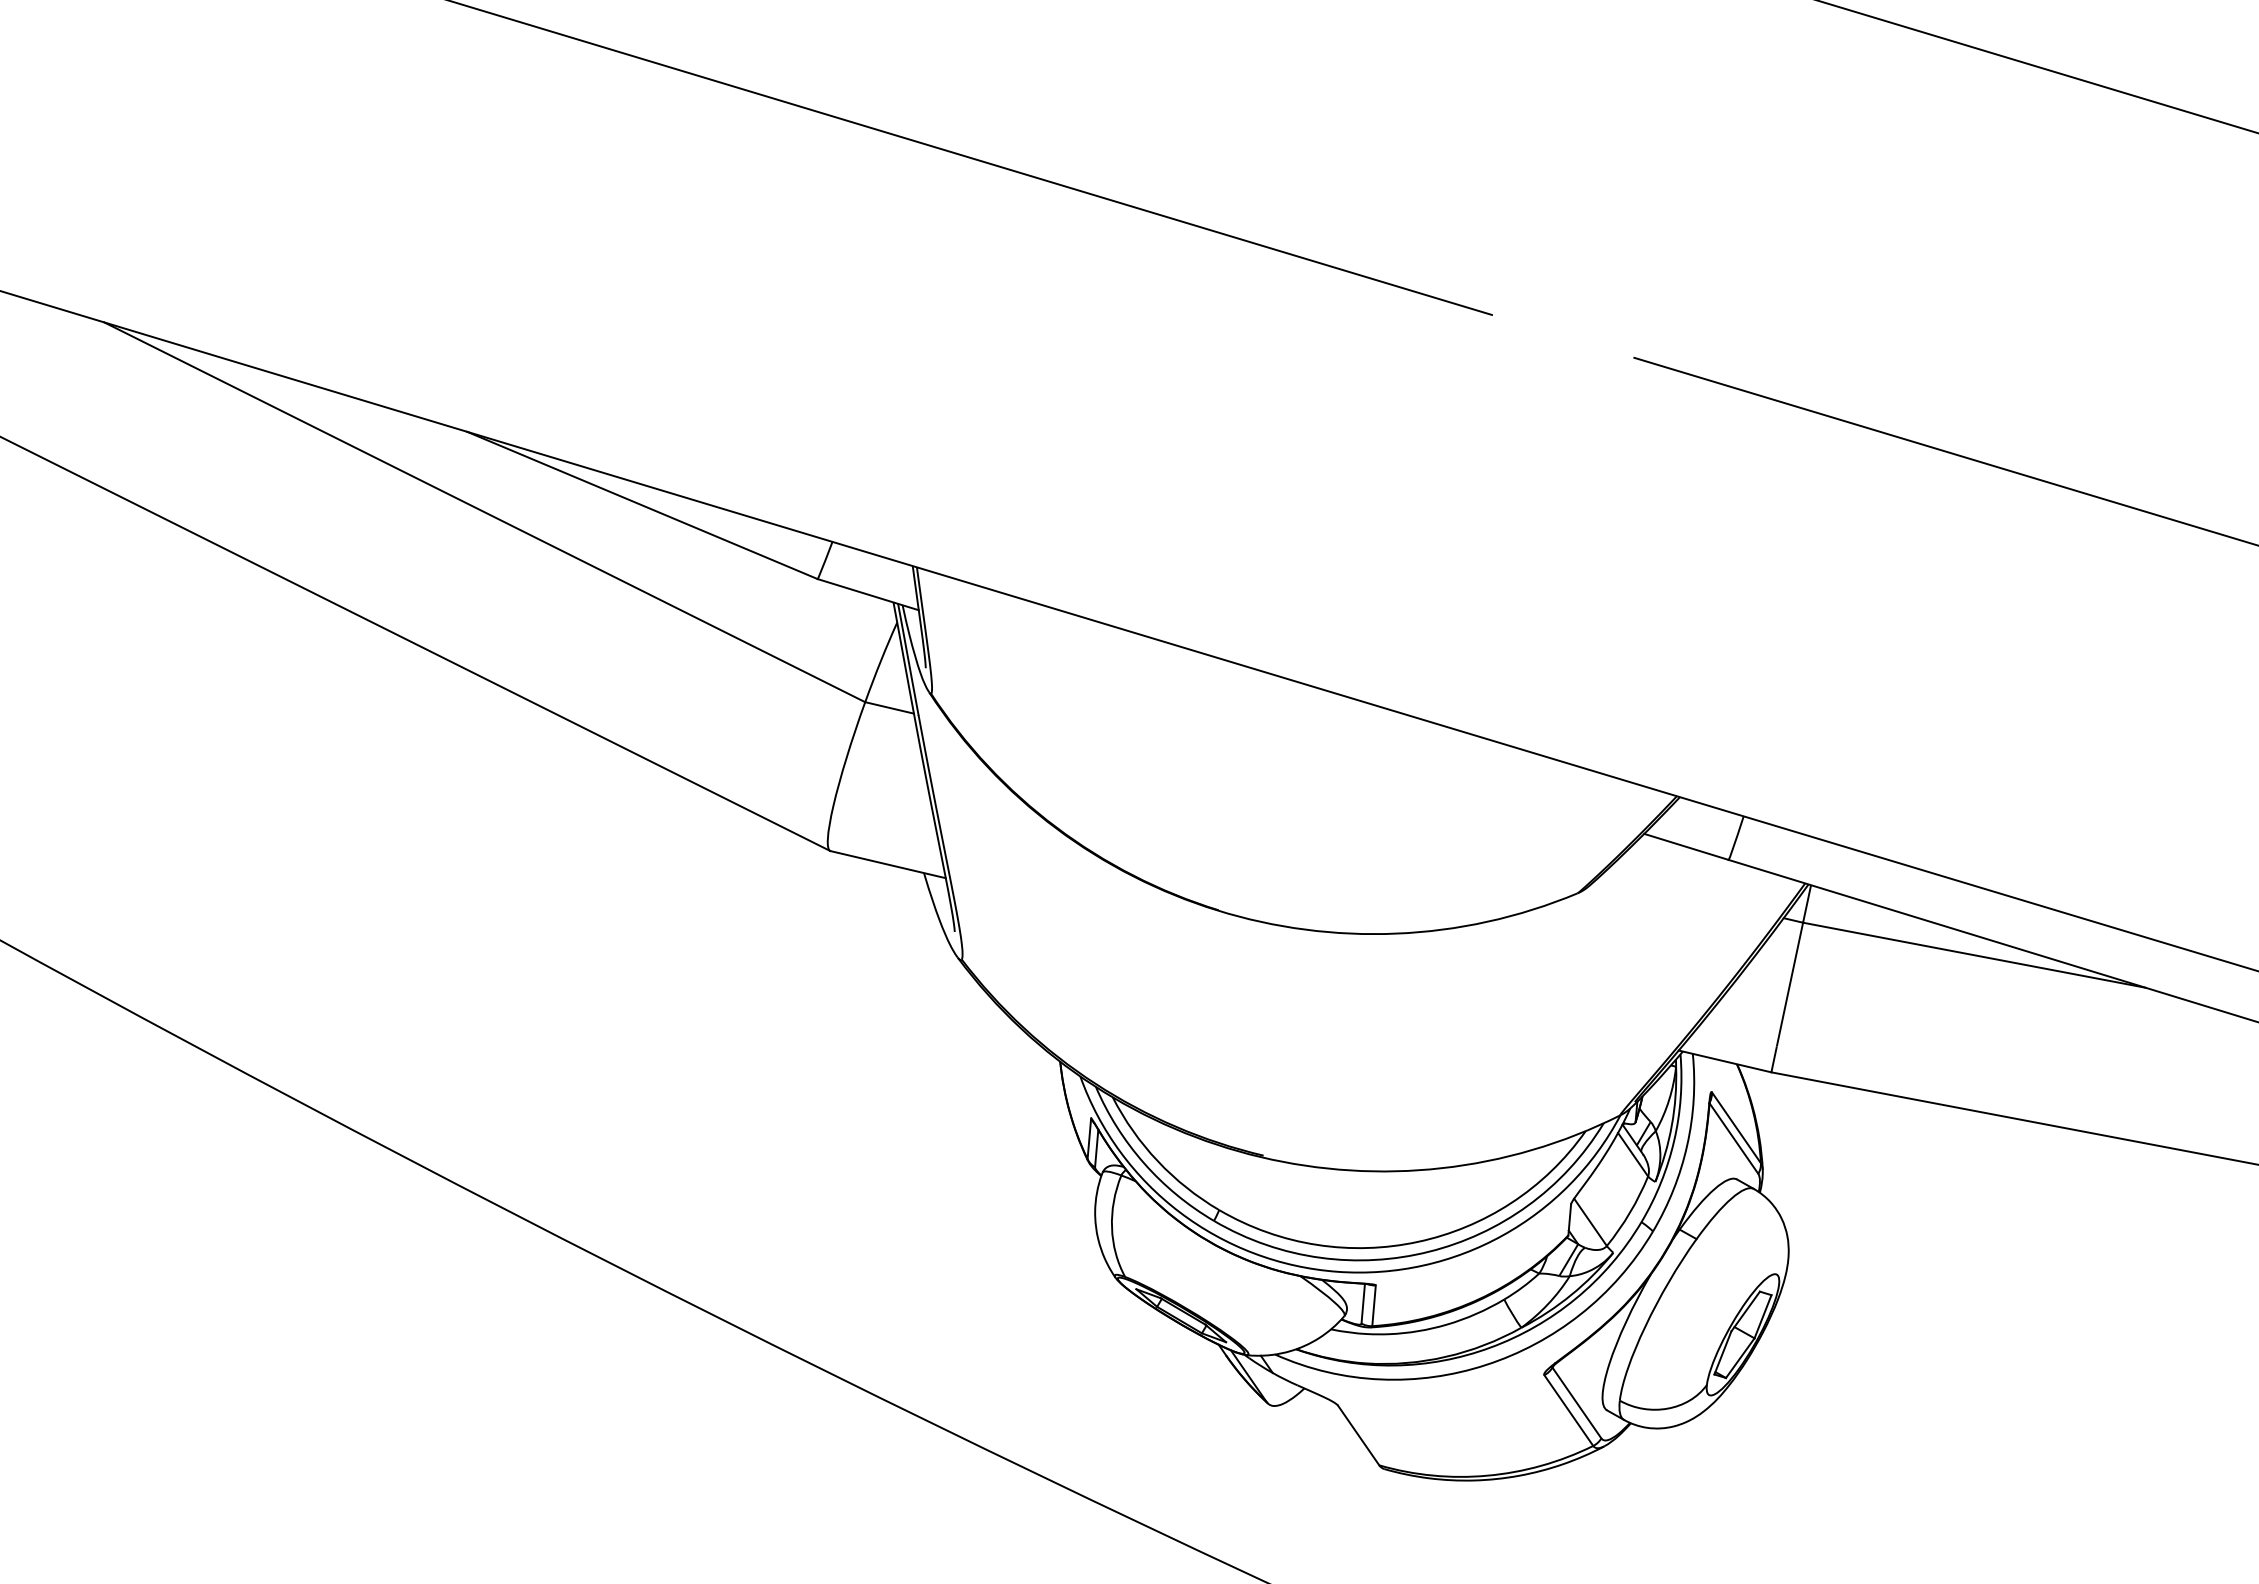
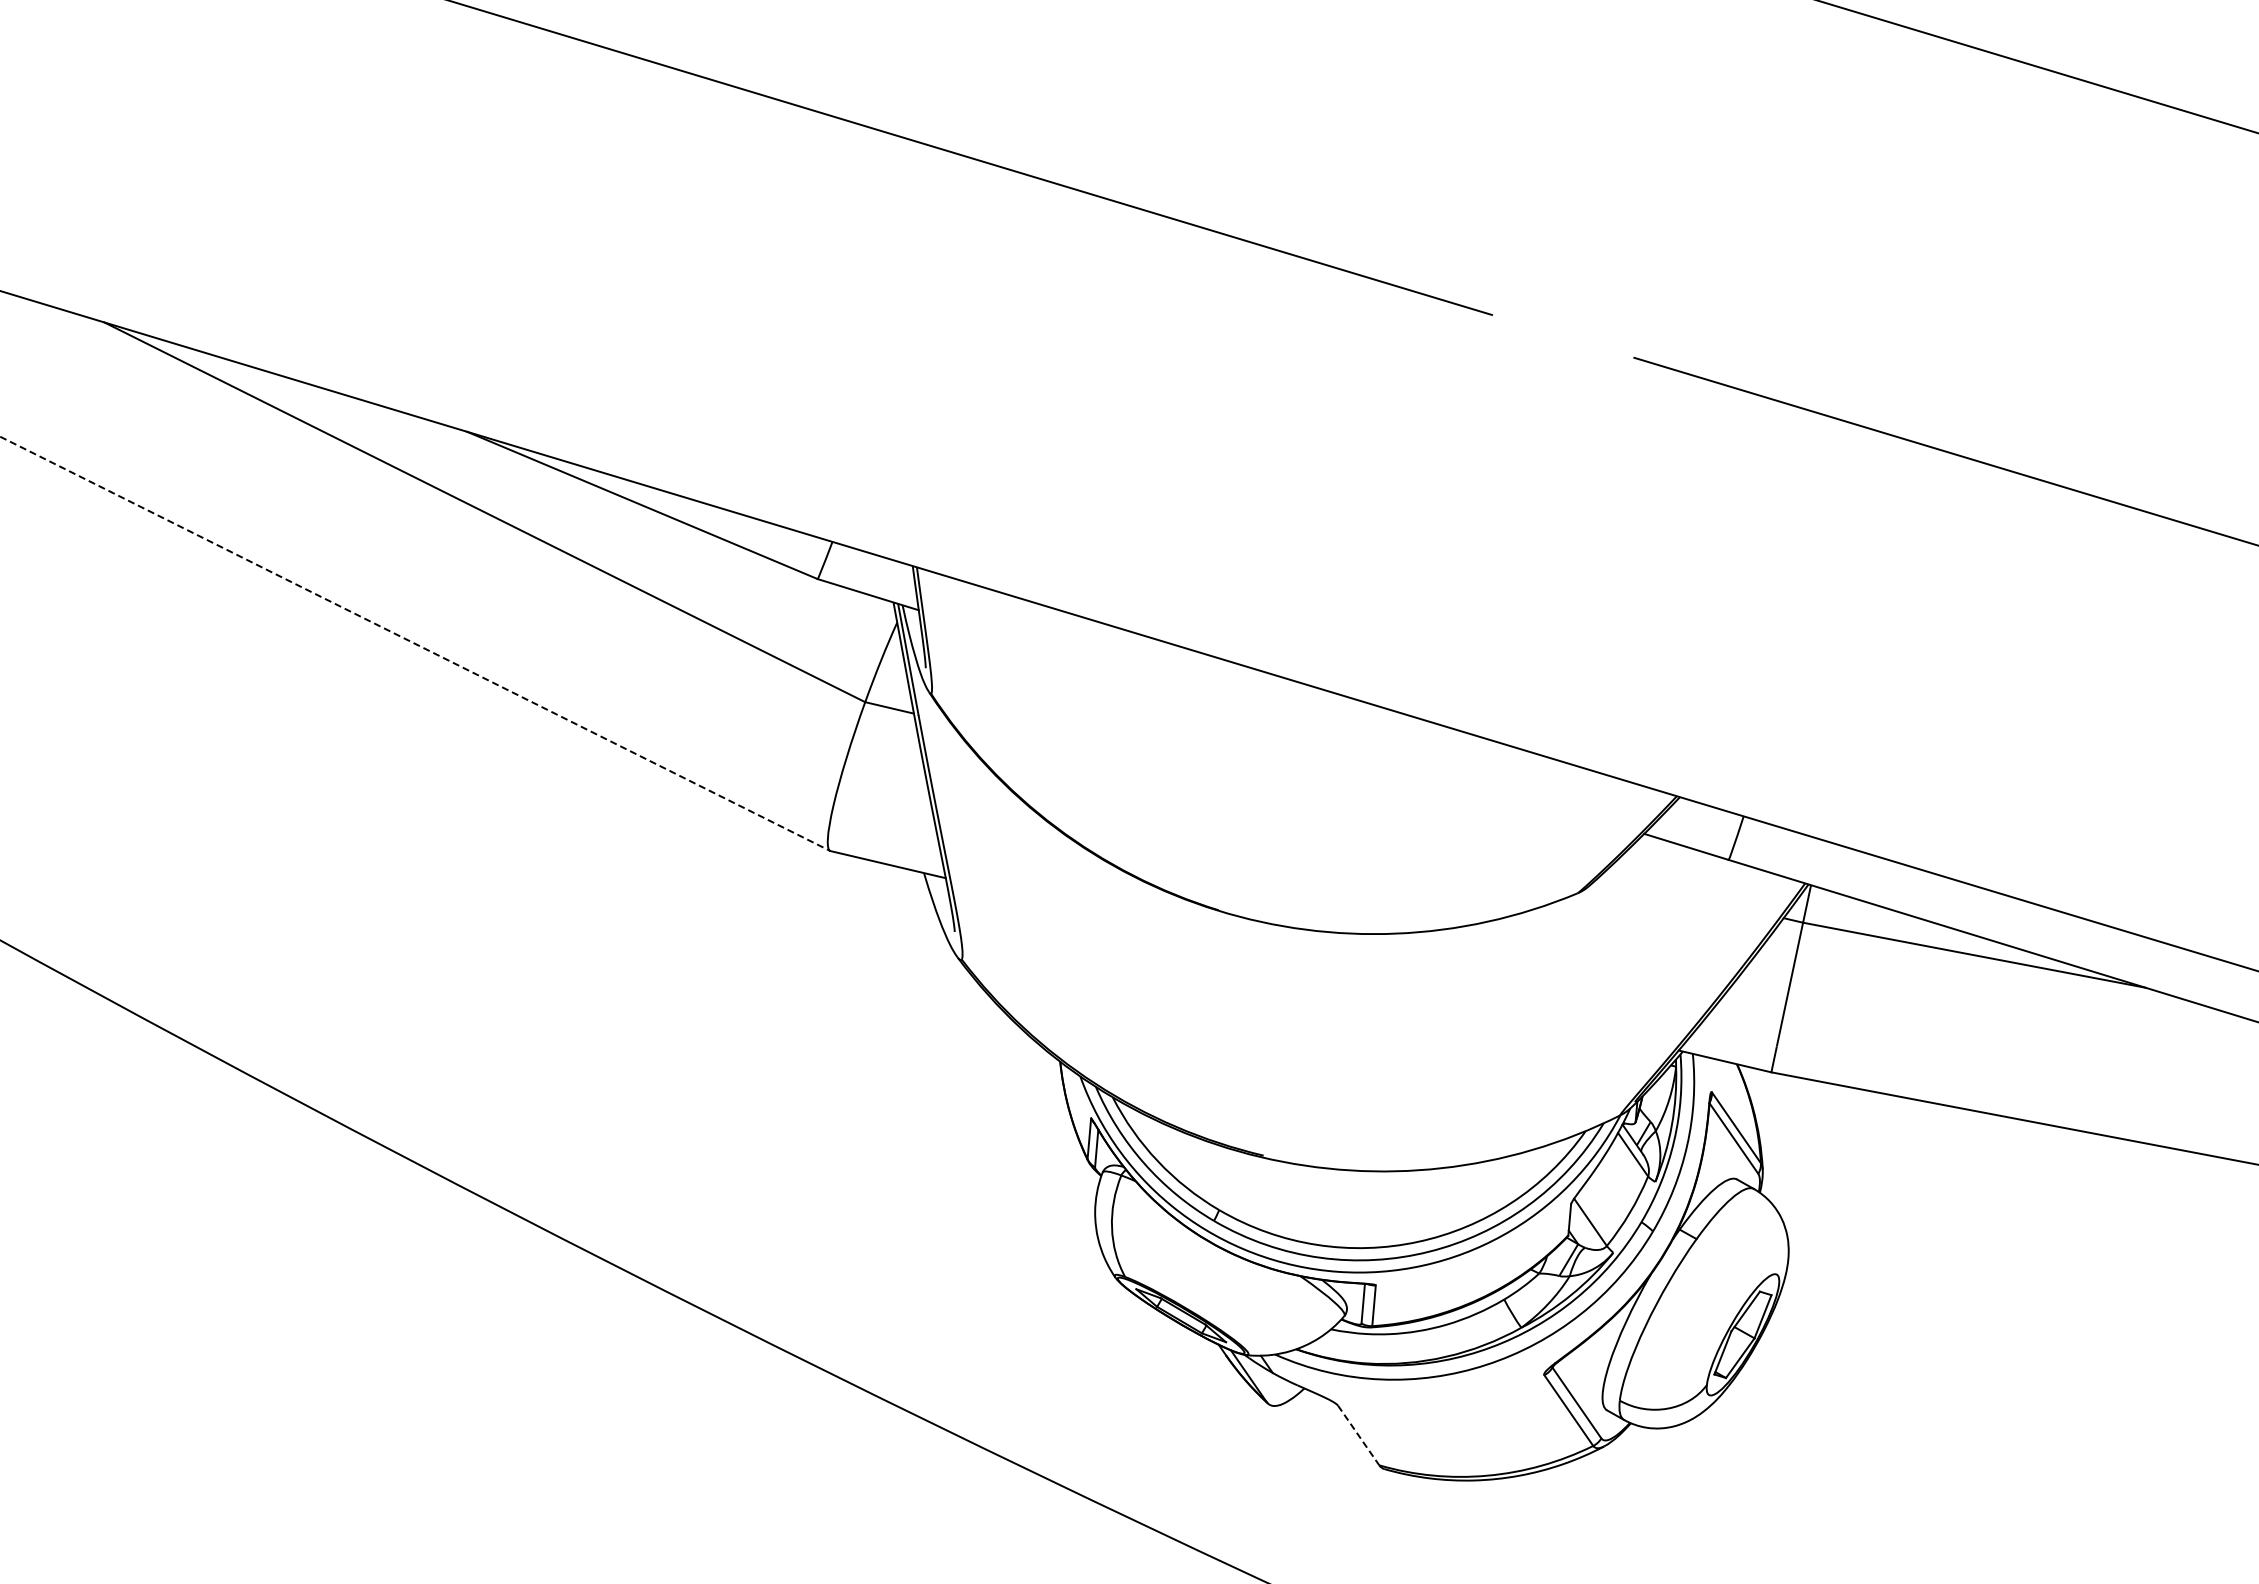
line: solid -> dashed (415, 643)
line: solid -> dashed (1358, 1435)
